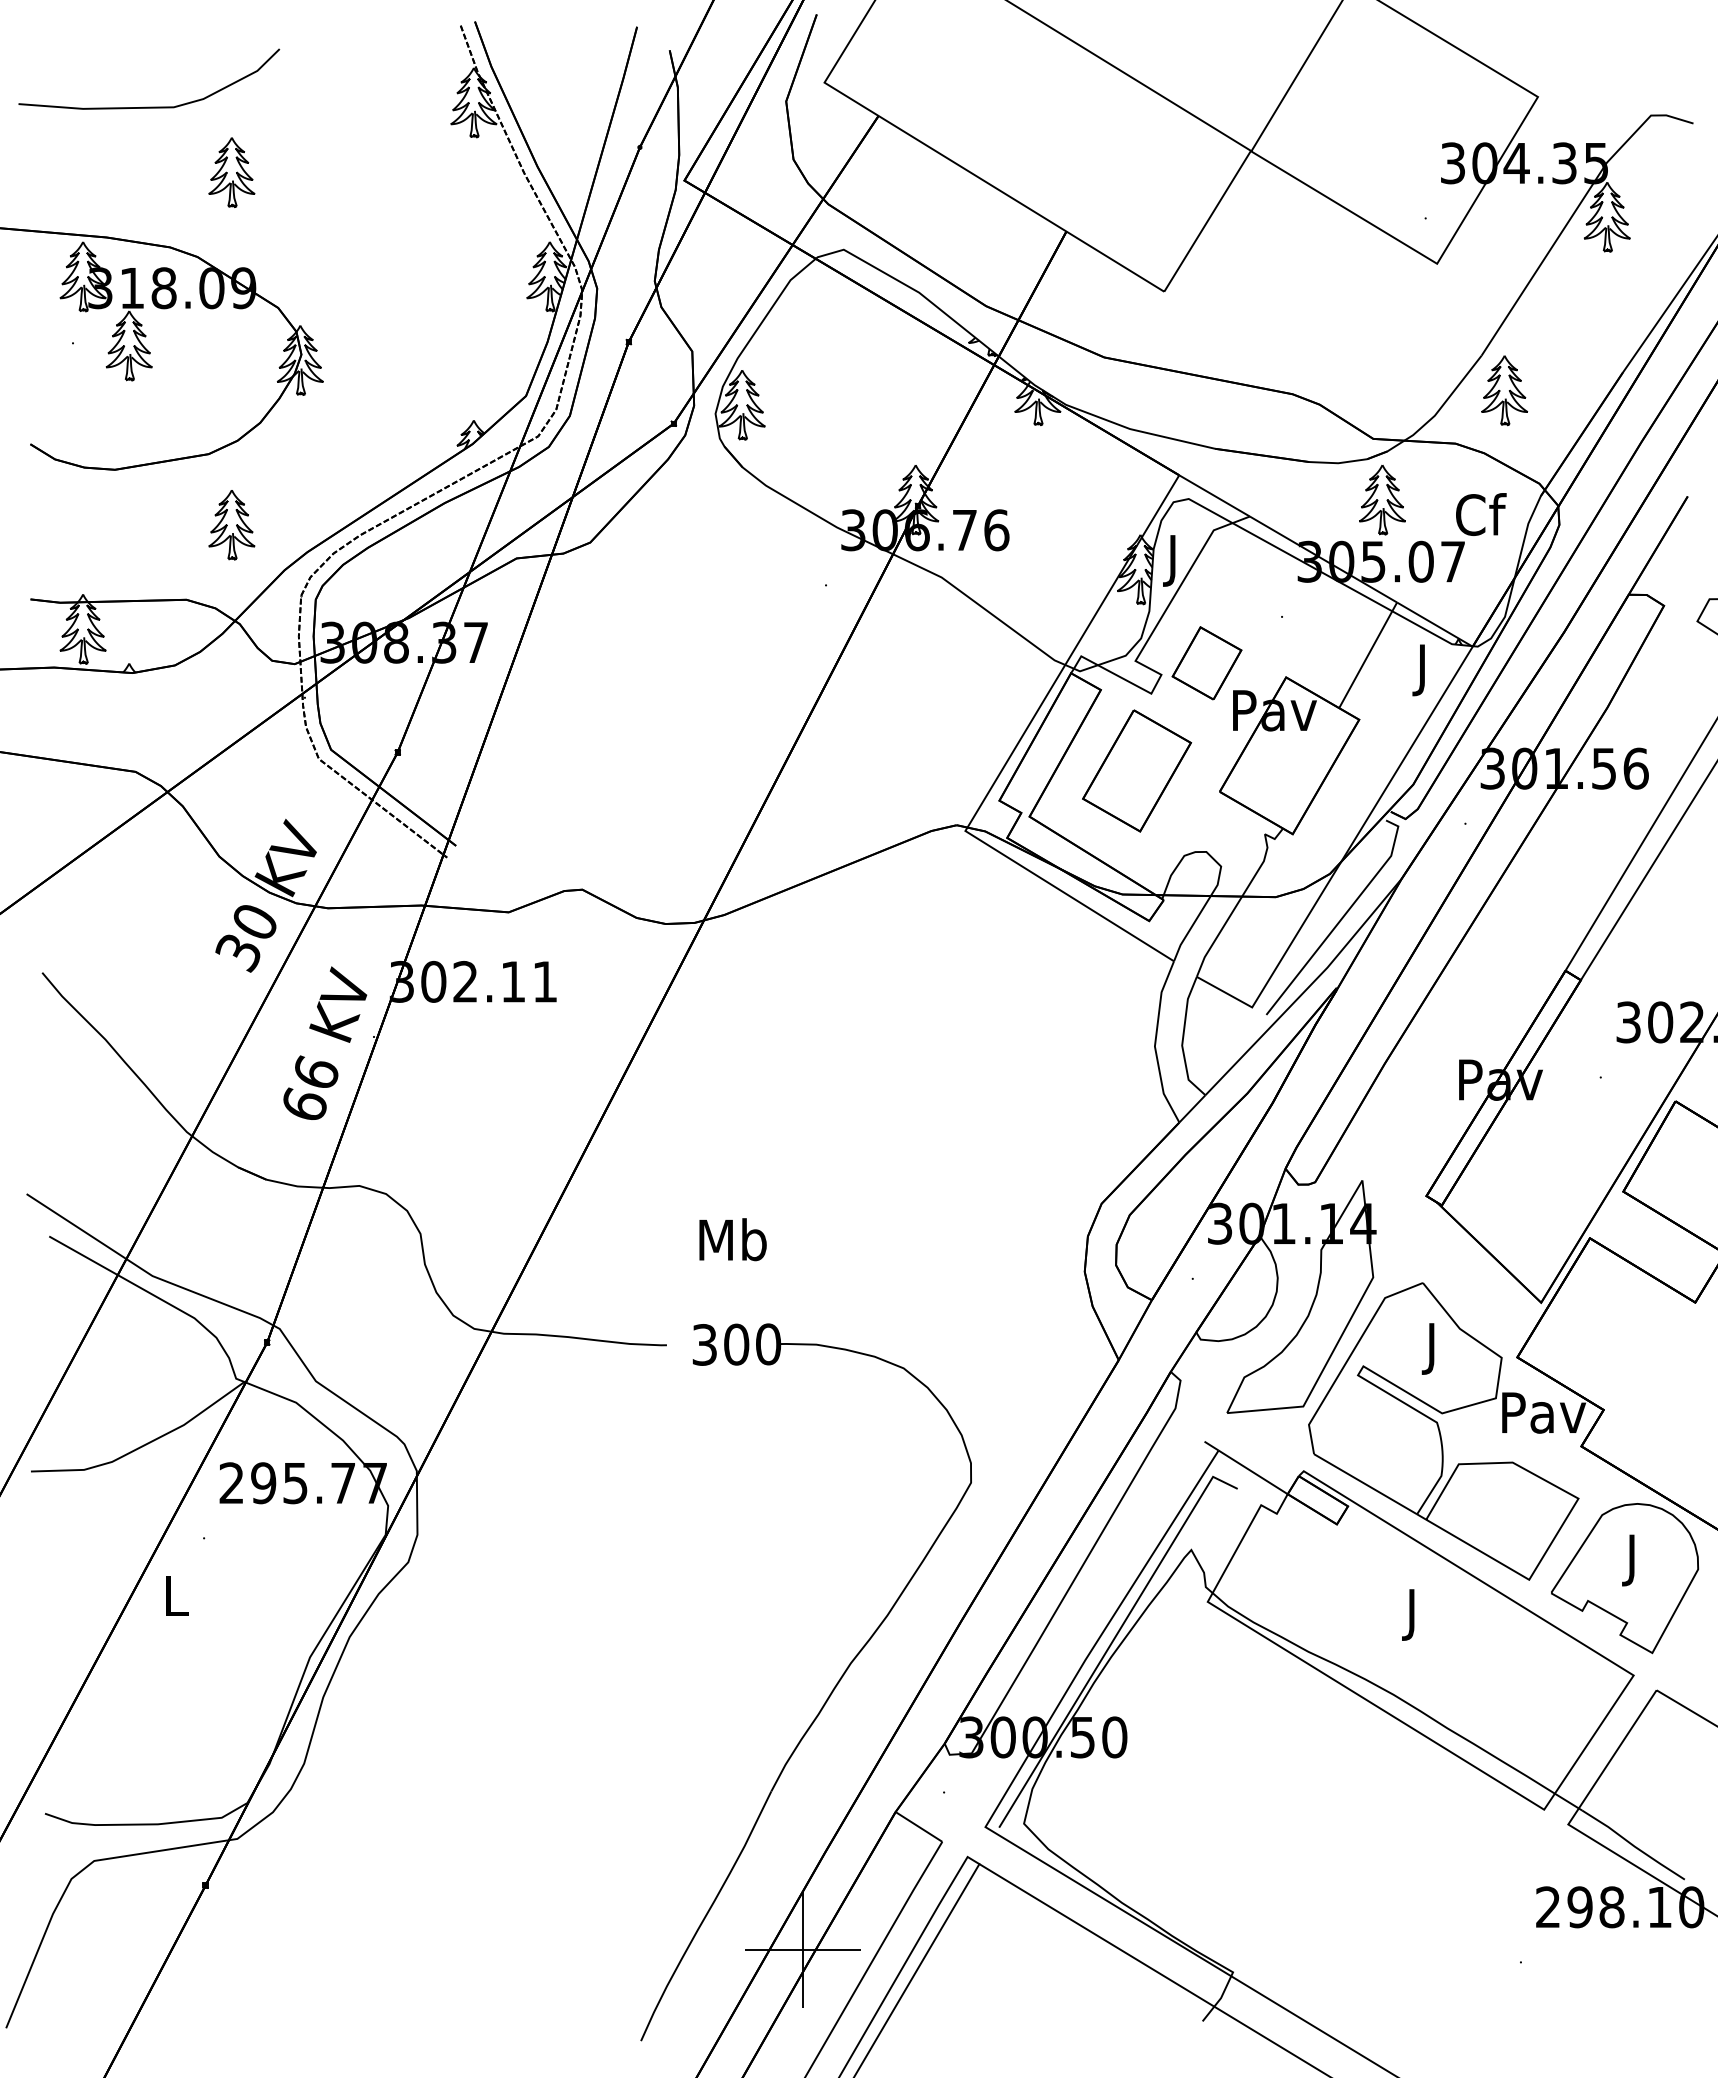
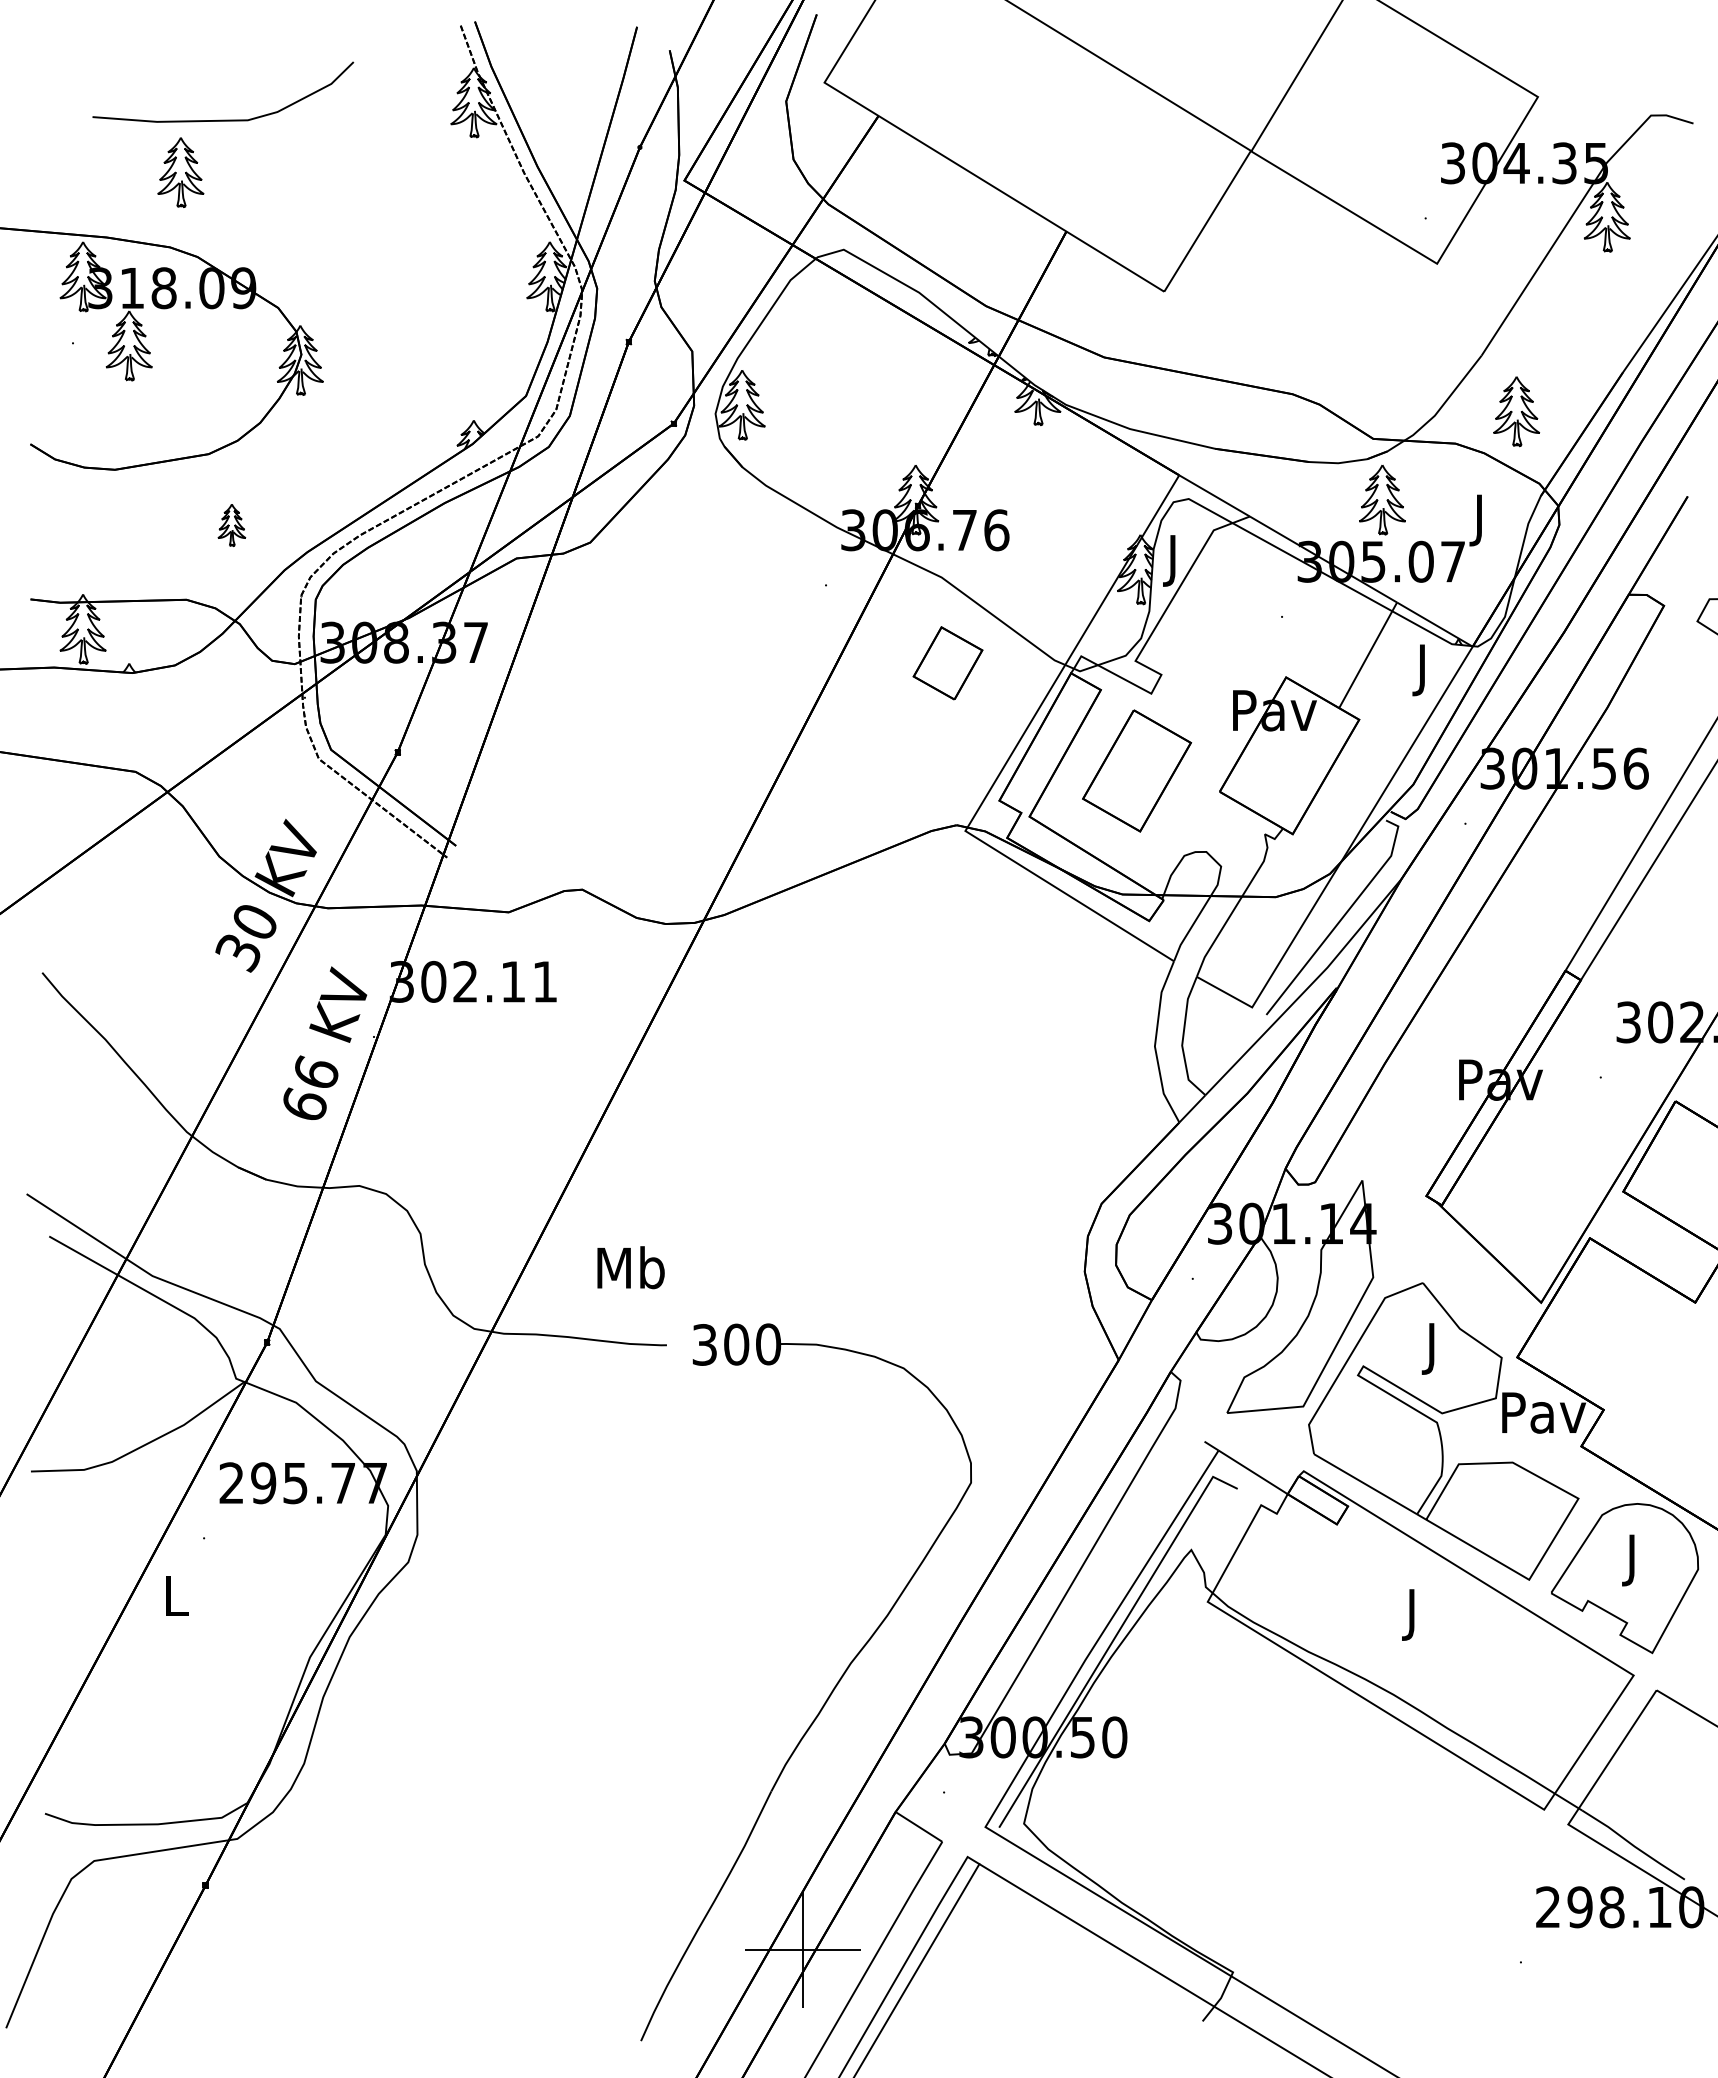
curve position: (149, 106) -> (223, 119) (223, 119)
part position: (231, 172) -> (180, 172) (180, 172)
part position: (1504, 390) -> (1516, 411) (1516, 411)
text: Cf -> J (1481, 519)
part size: 48x71 px -> 30x44 px (231, 525)
part position: (1206, 663) -> (947, 663) (947, 663)
text position: (732, 1239) -> (630, 1267) (630, 1267)
